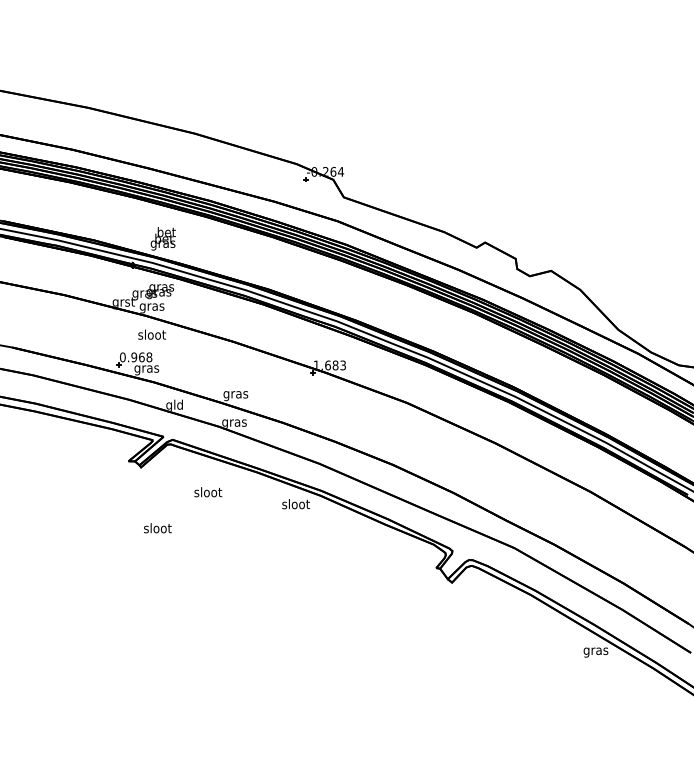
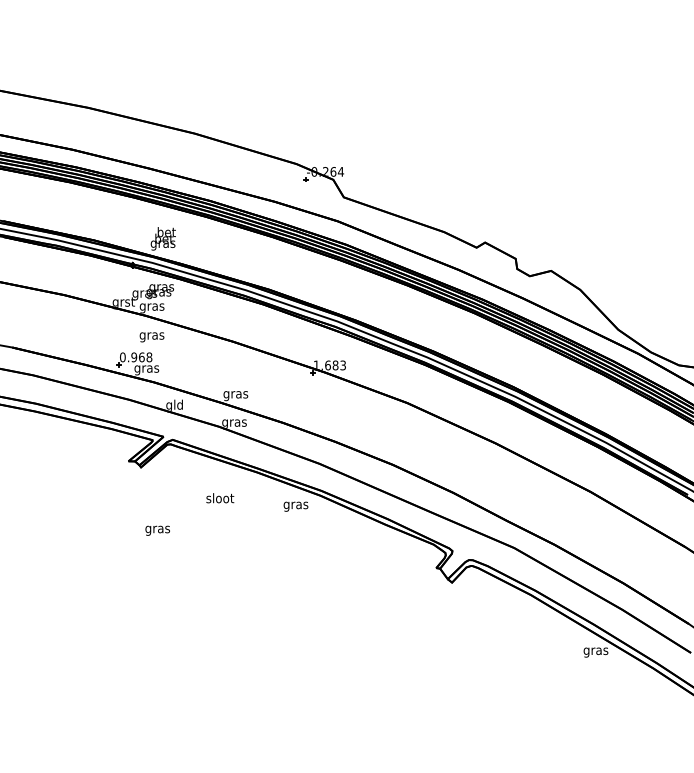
text: sloot -> gras (152, 335)
text position: (208, 492) -> (220, 498) (220, 498)
text: sloot -> gras (296, 505)
text: sloot -> gras (157, 529)
